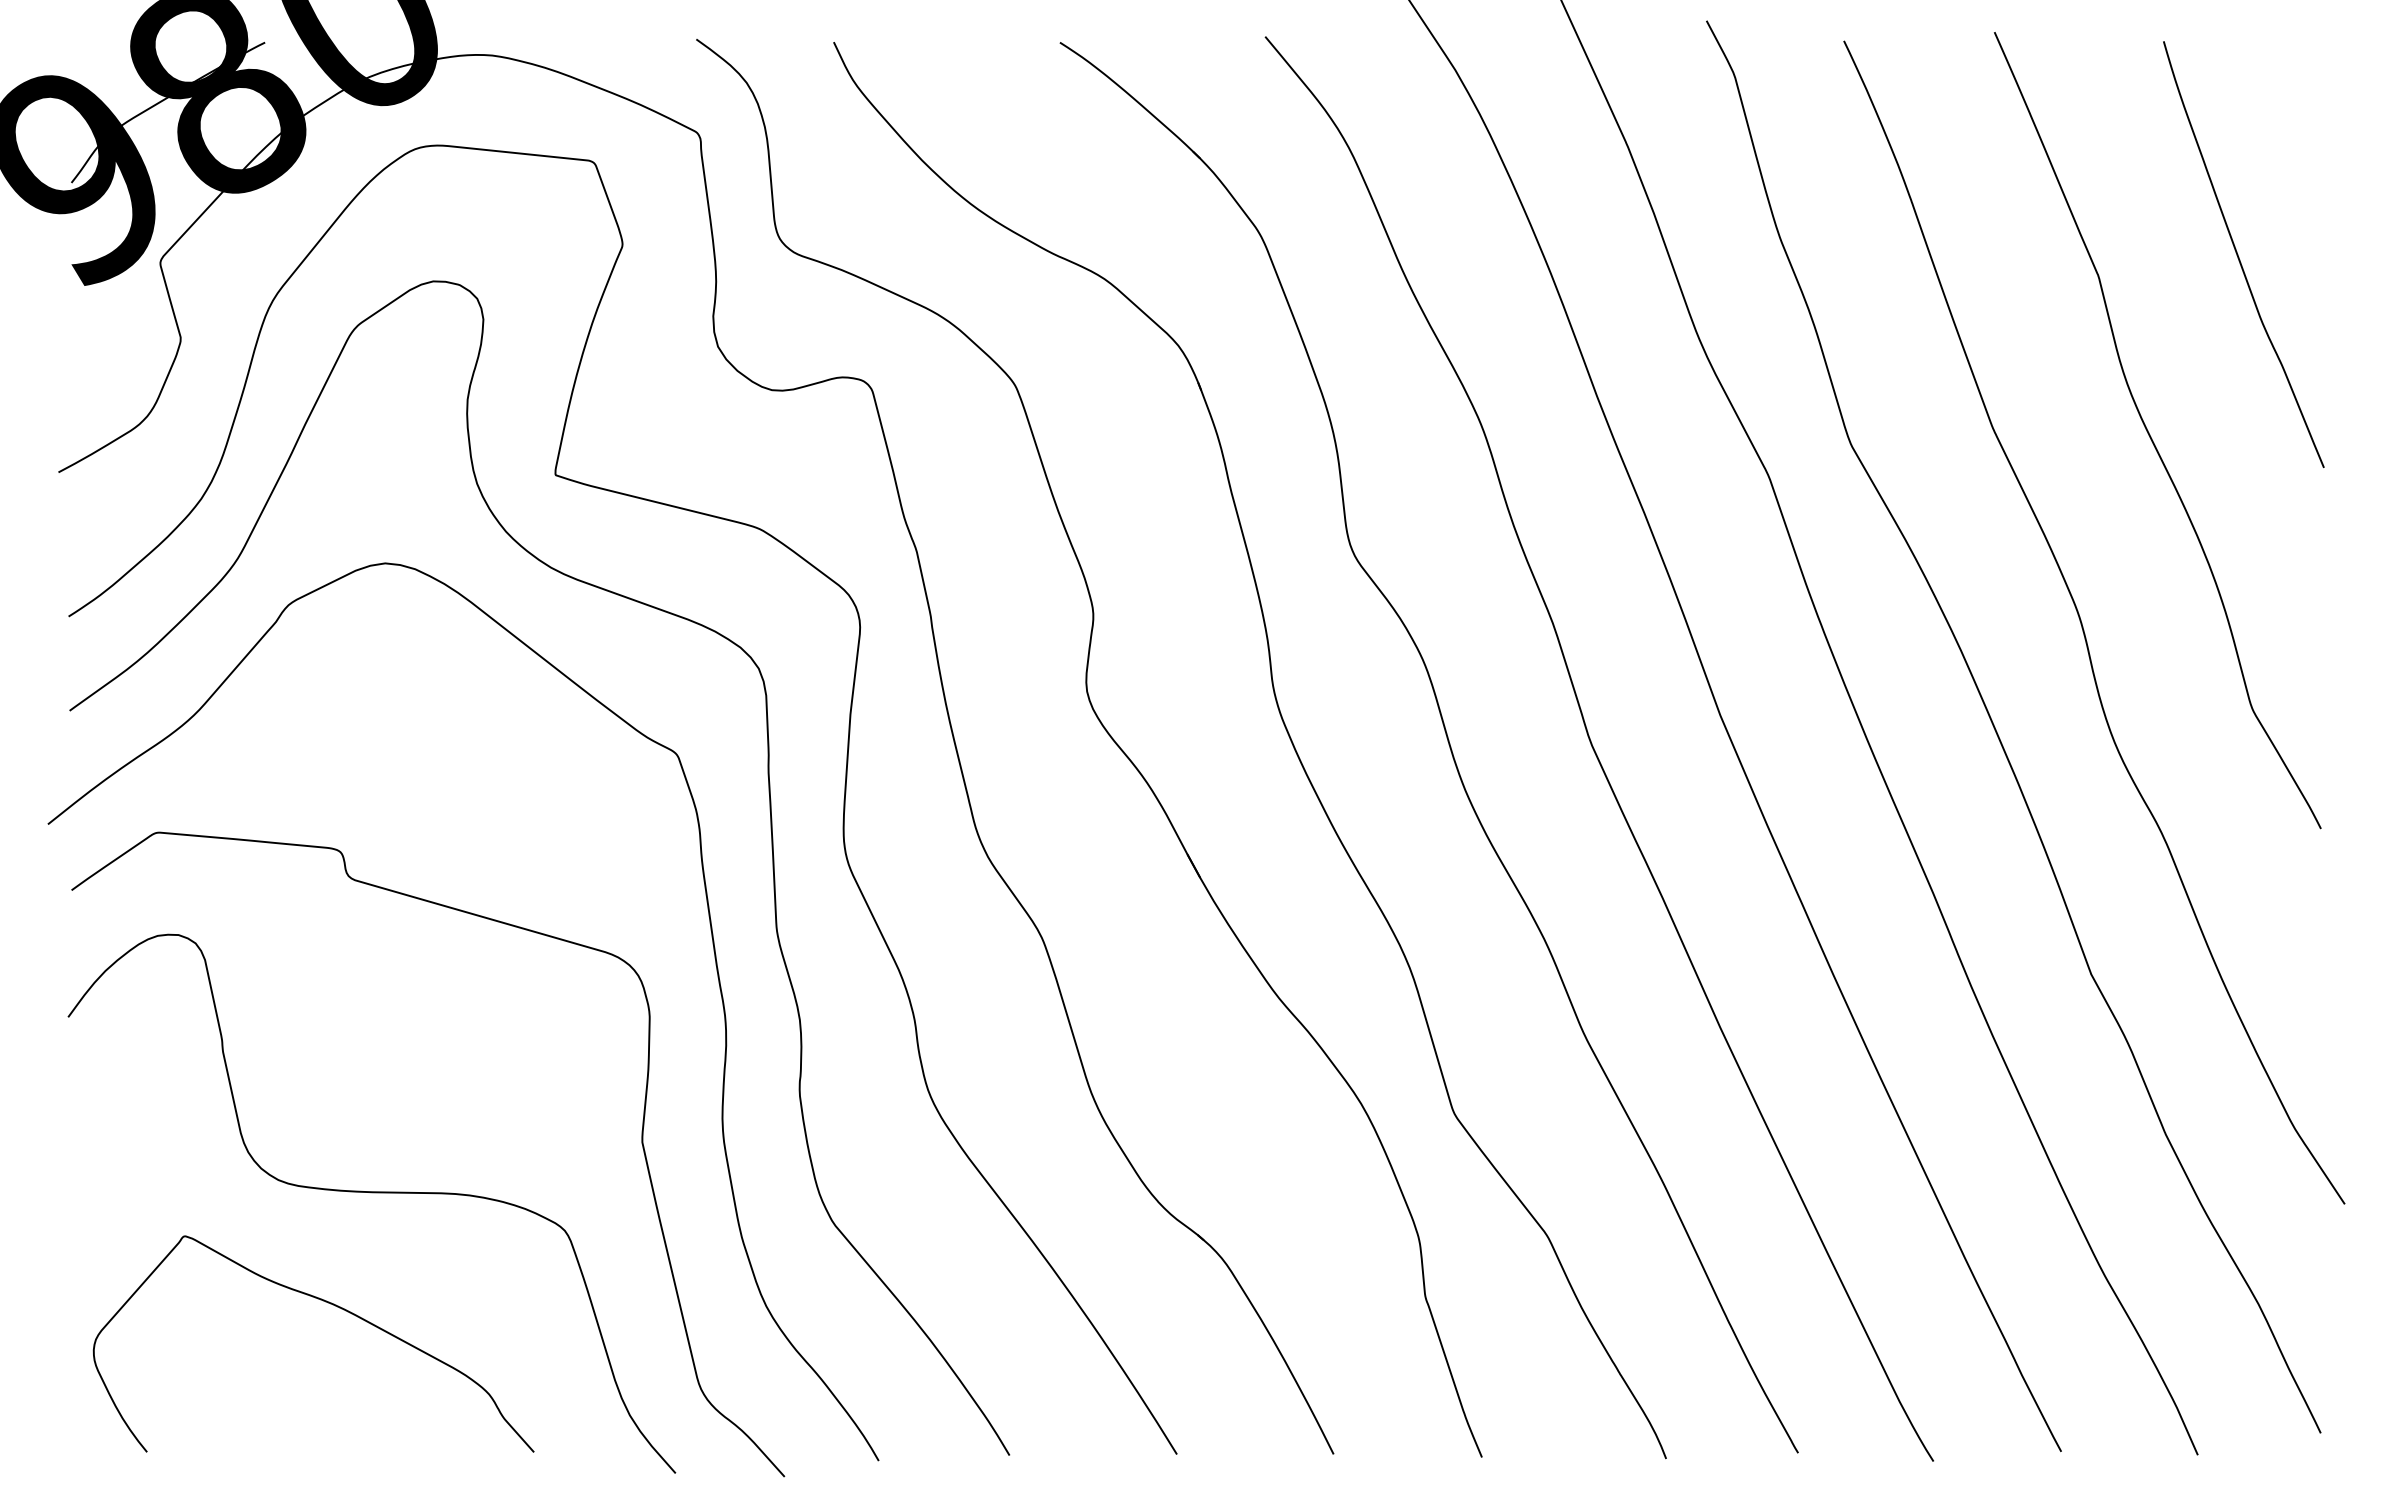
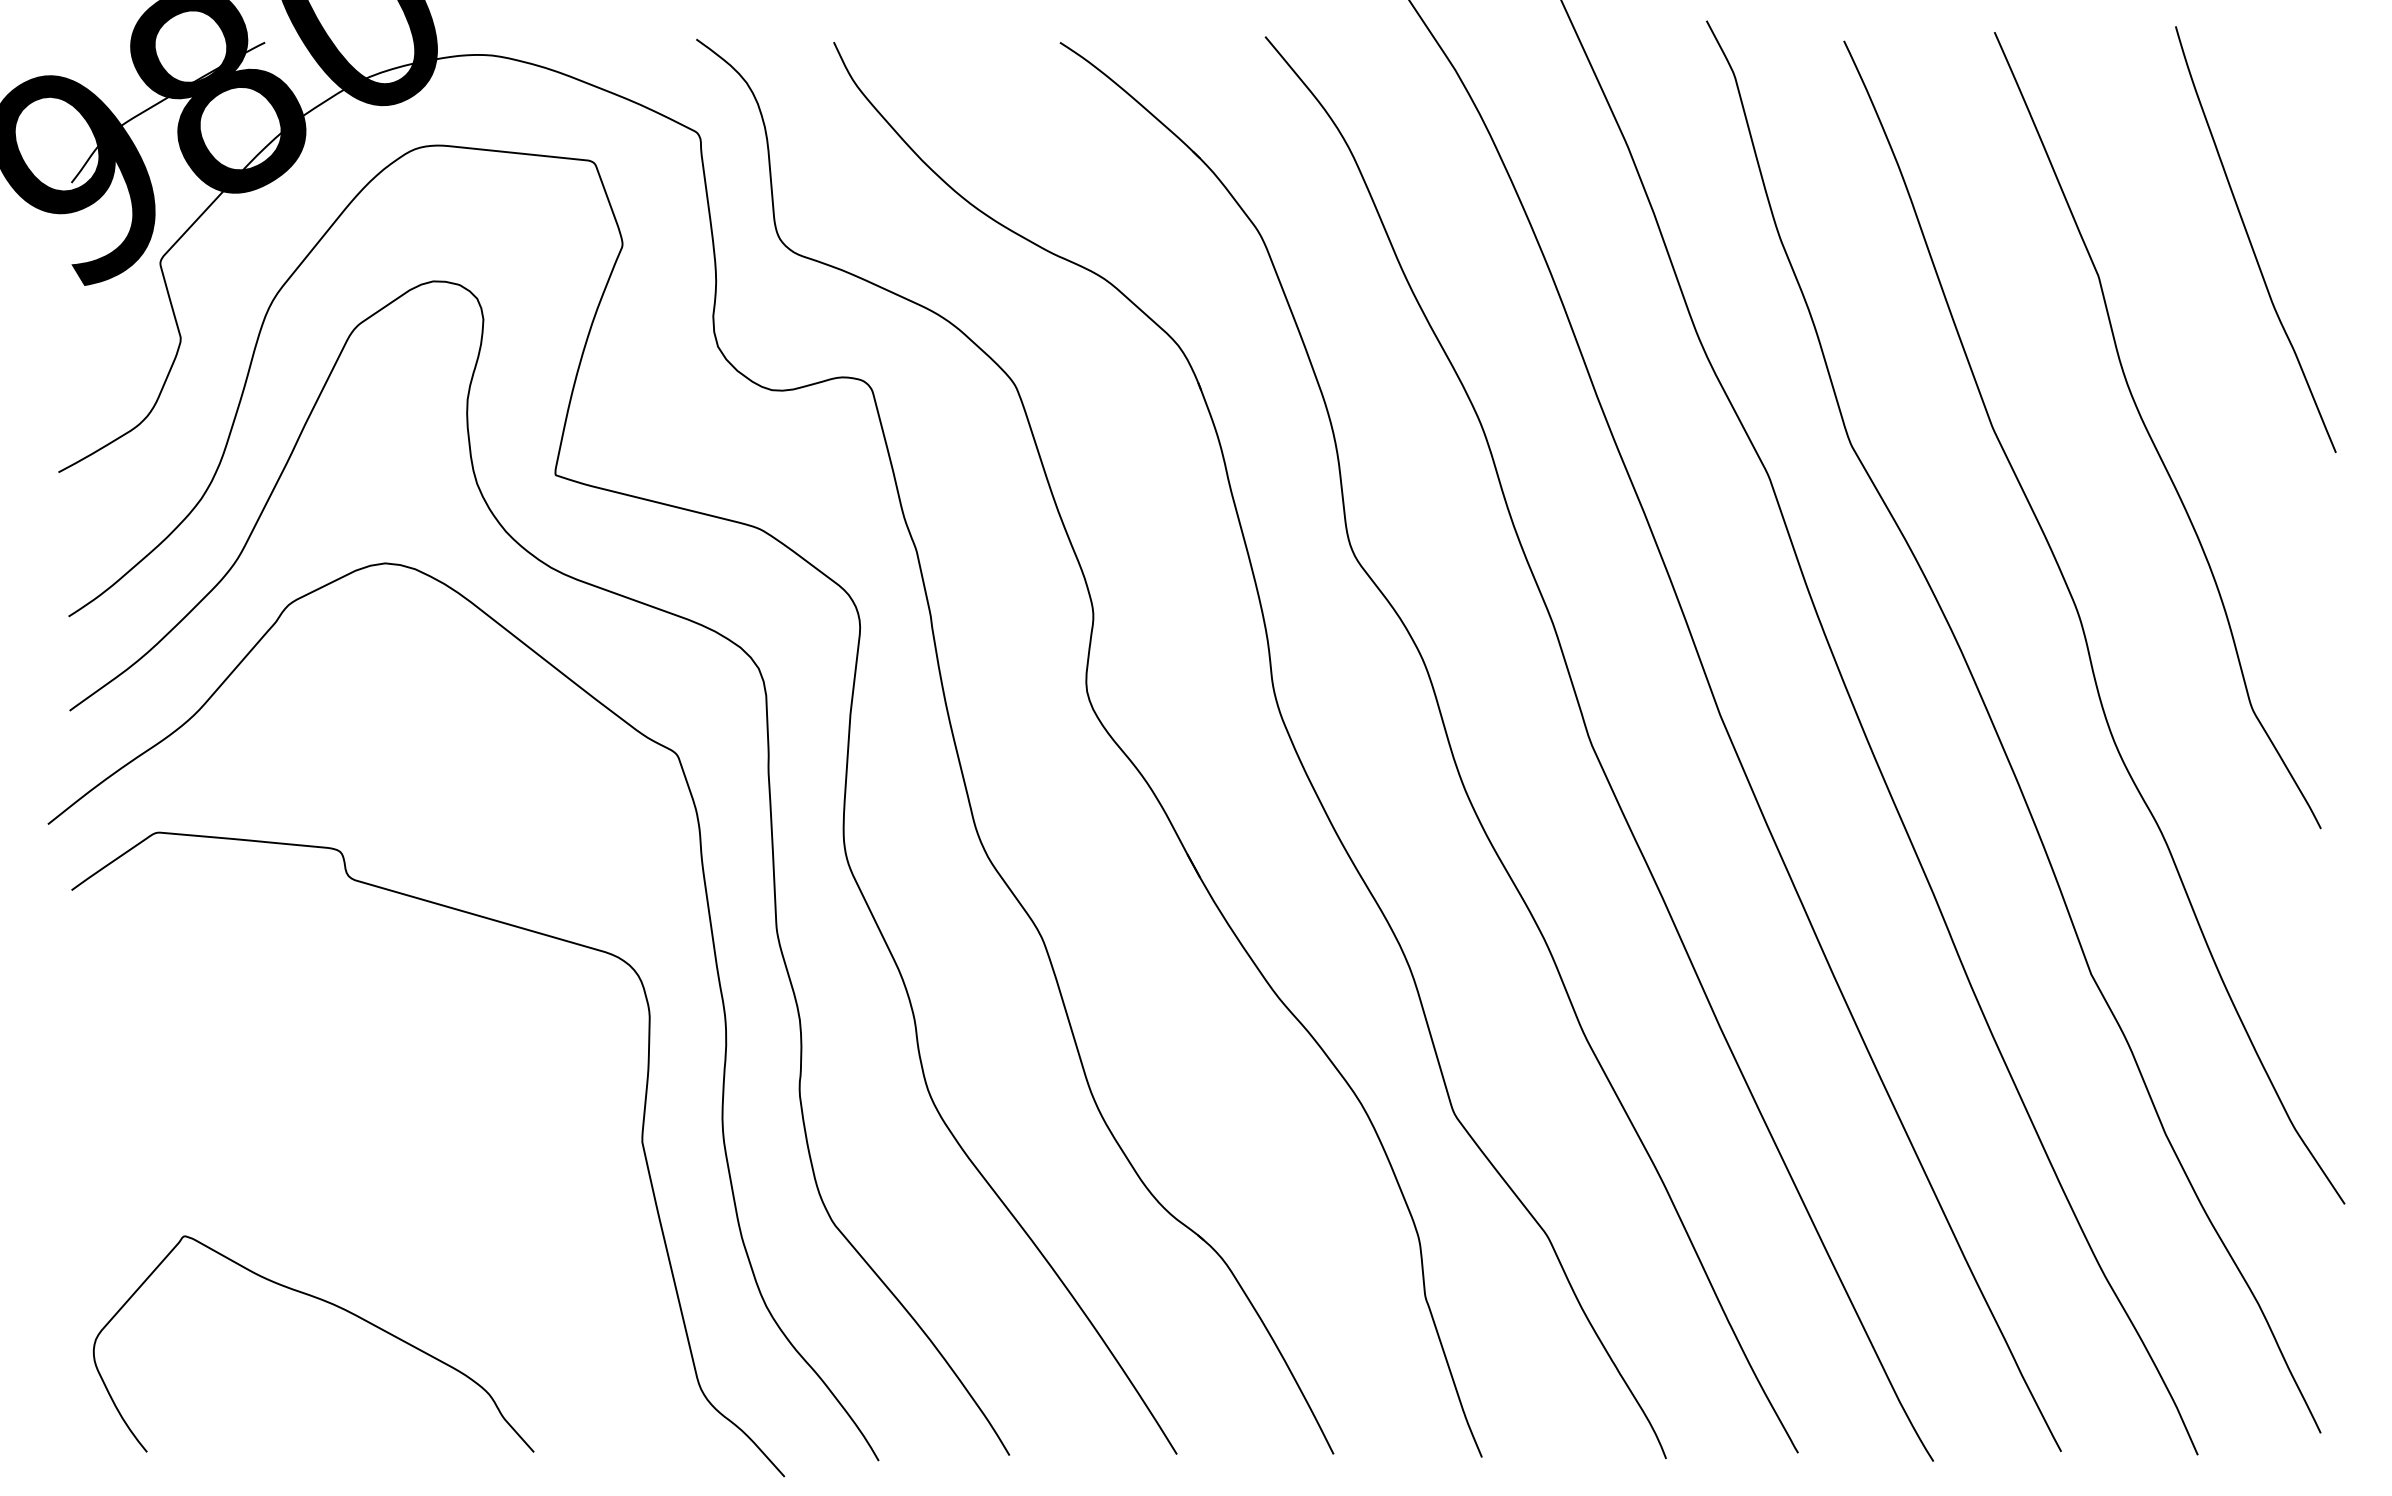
curve position: (2238, 254) -> (2250, 239) (2250, 239)
curve: present -> none (371, 1193)
